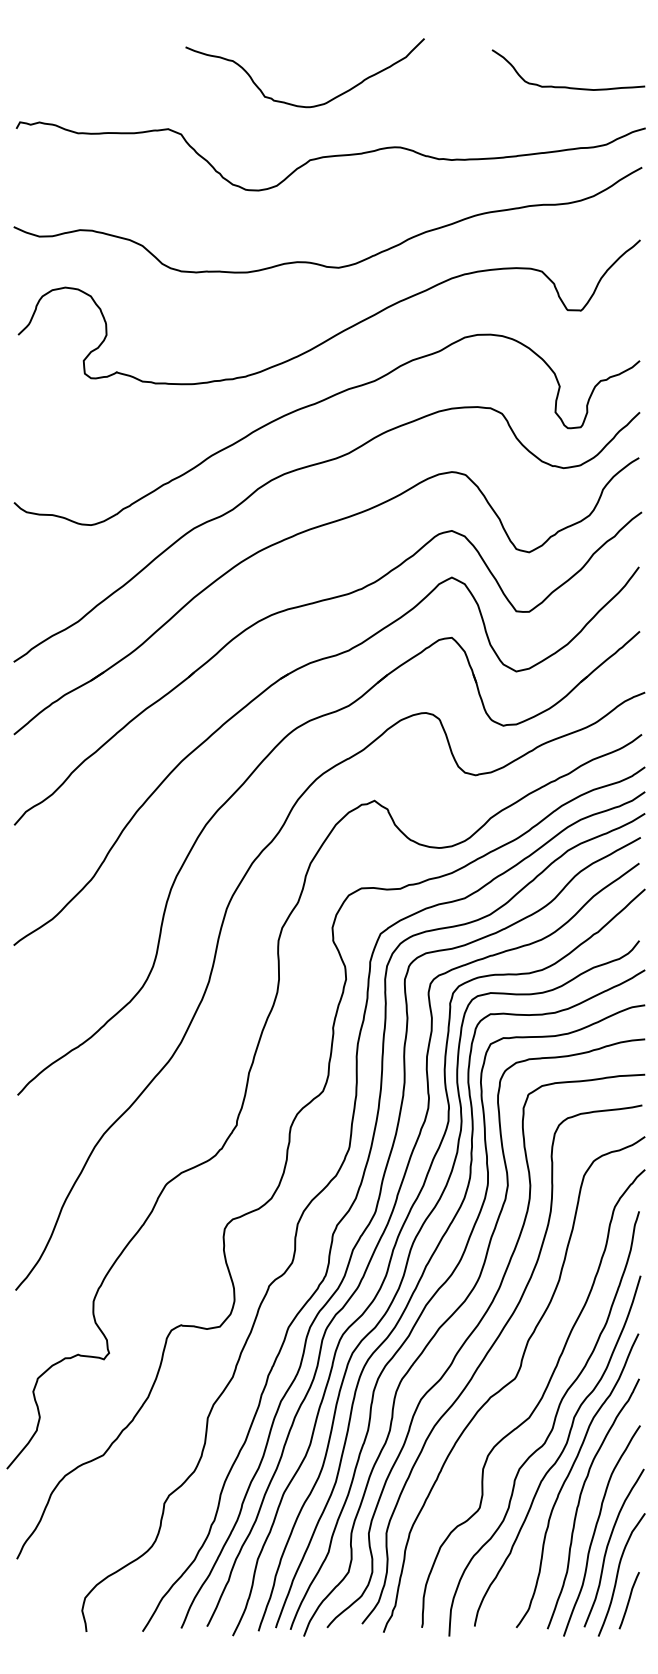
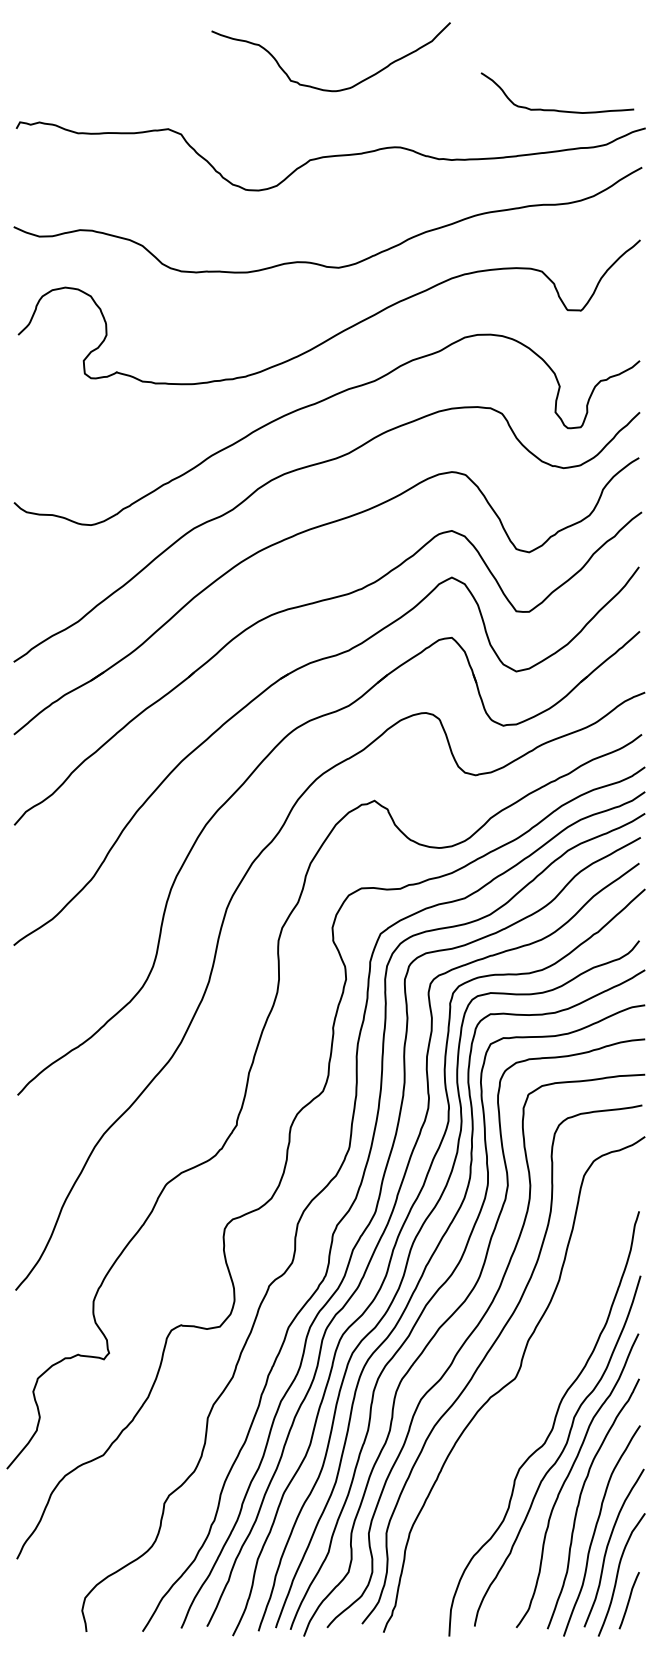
curve position: (567, 86) -> (556, 109) (556, 109)
curve position: (302, 105) -> (328, 89) (328, 89)
curve: present -> none (538, 1401)
